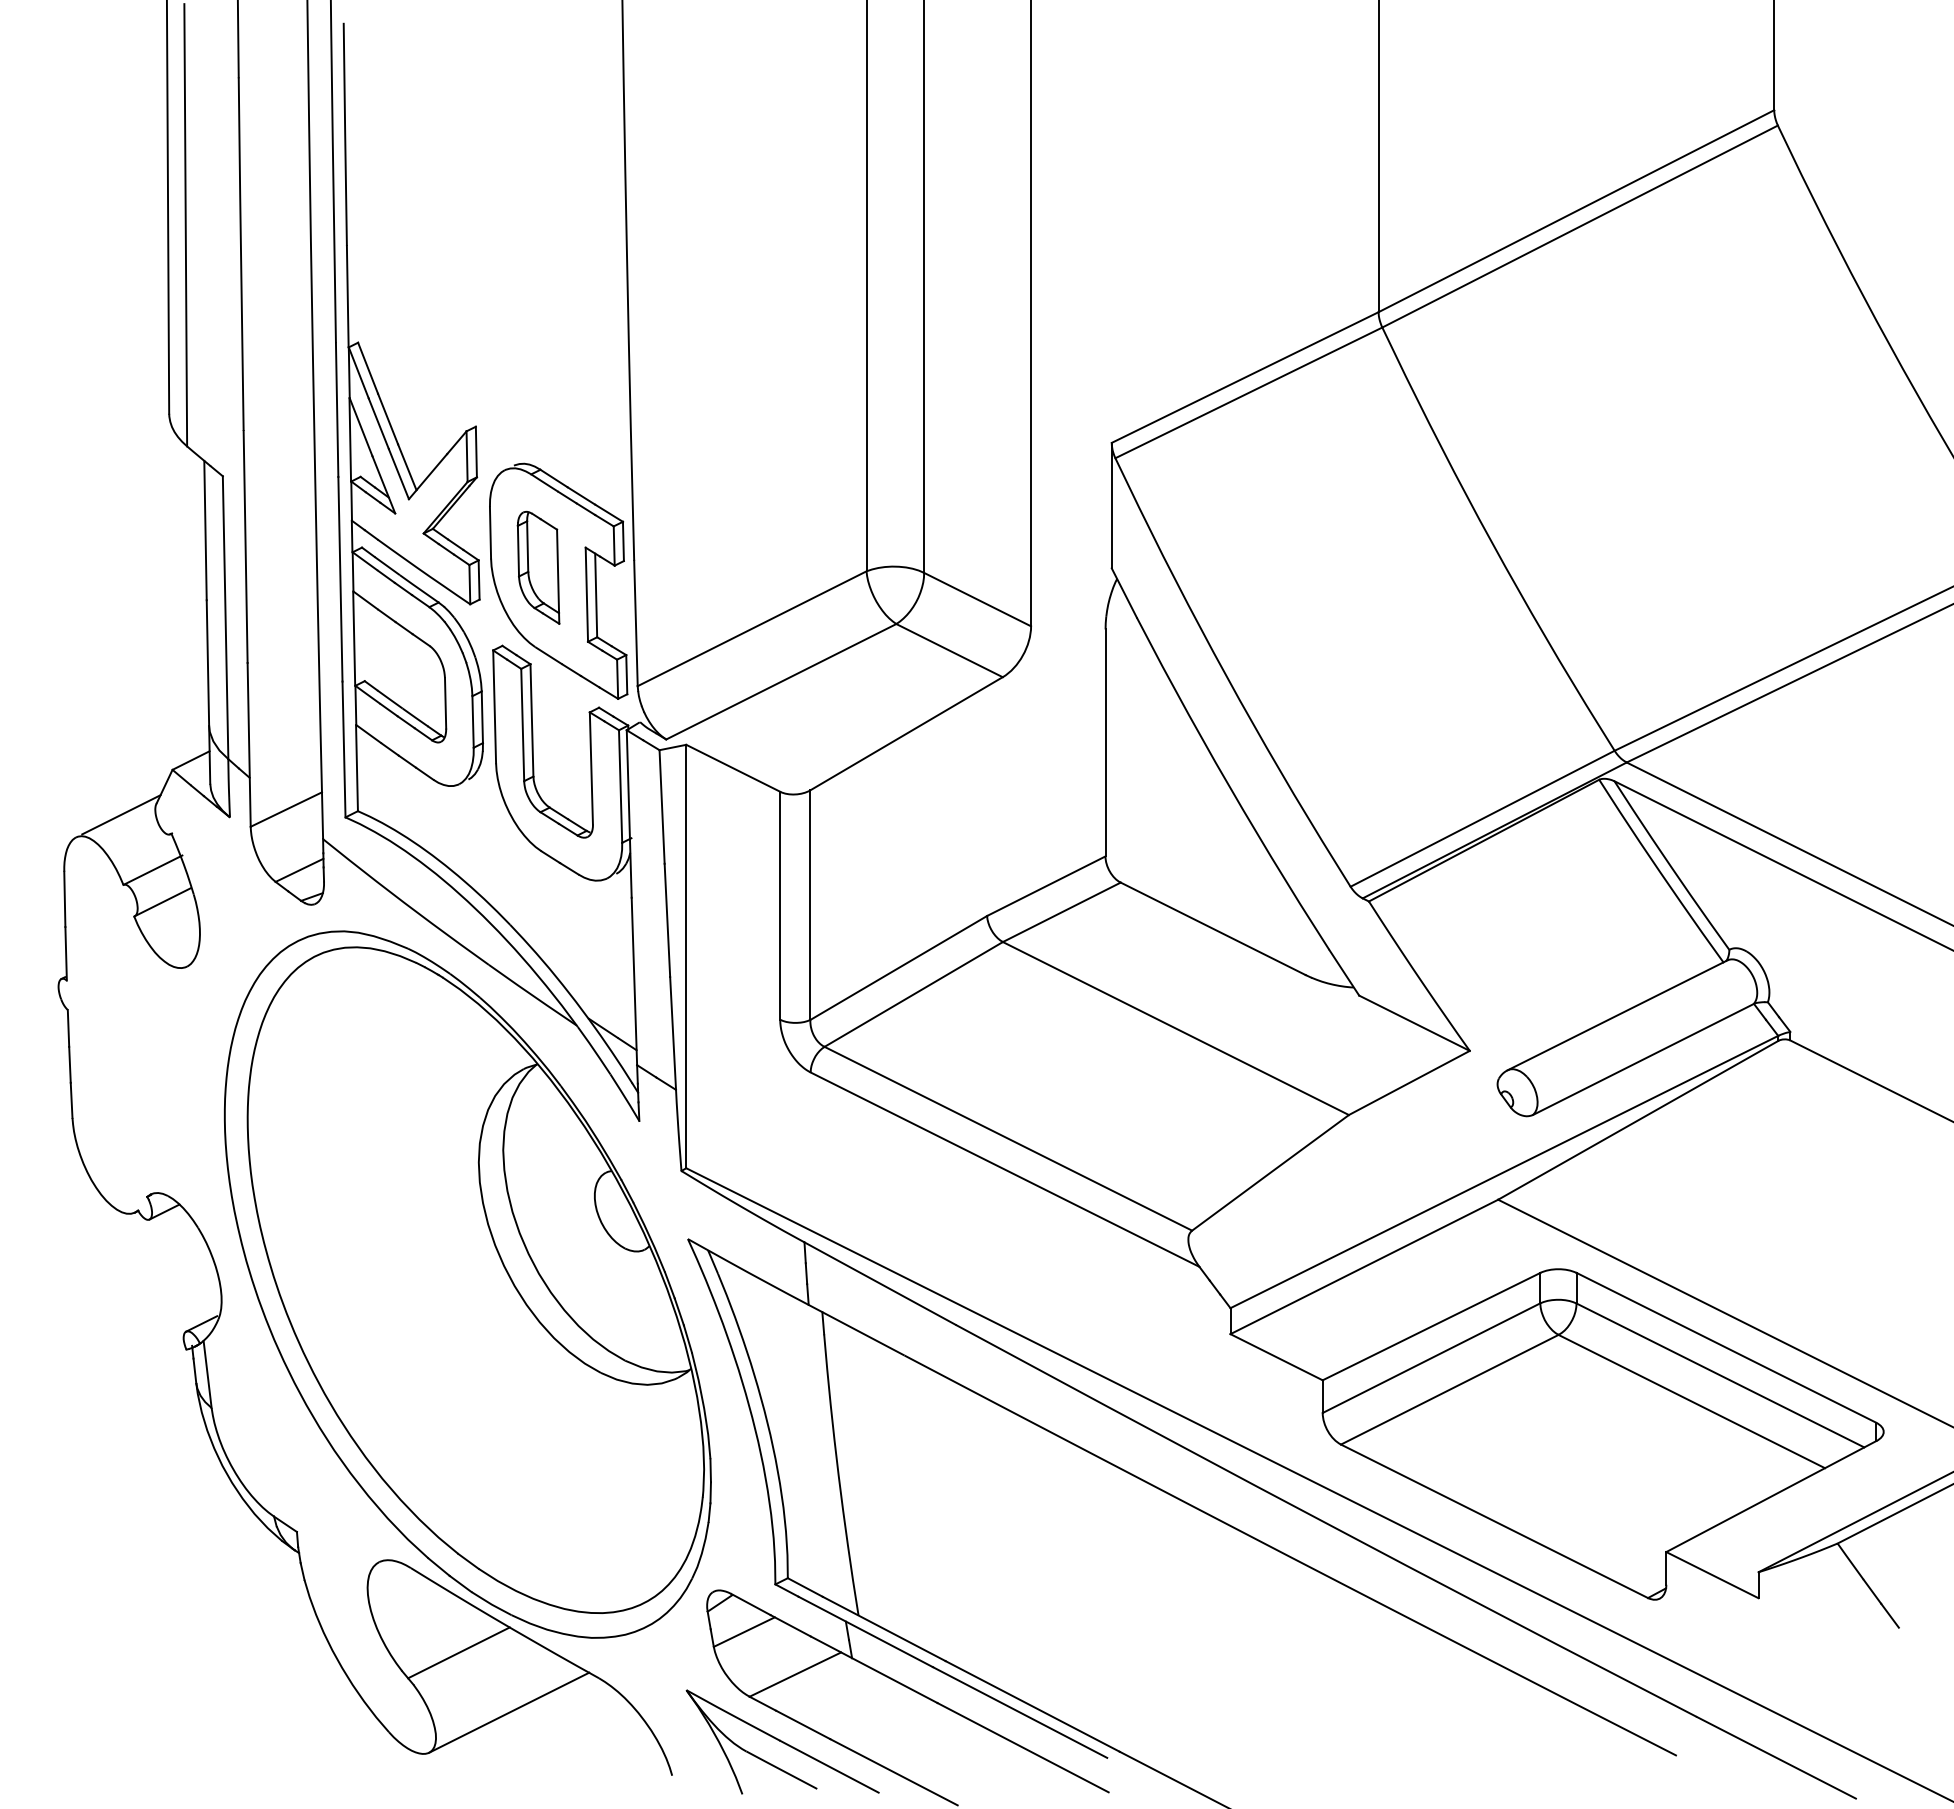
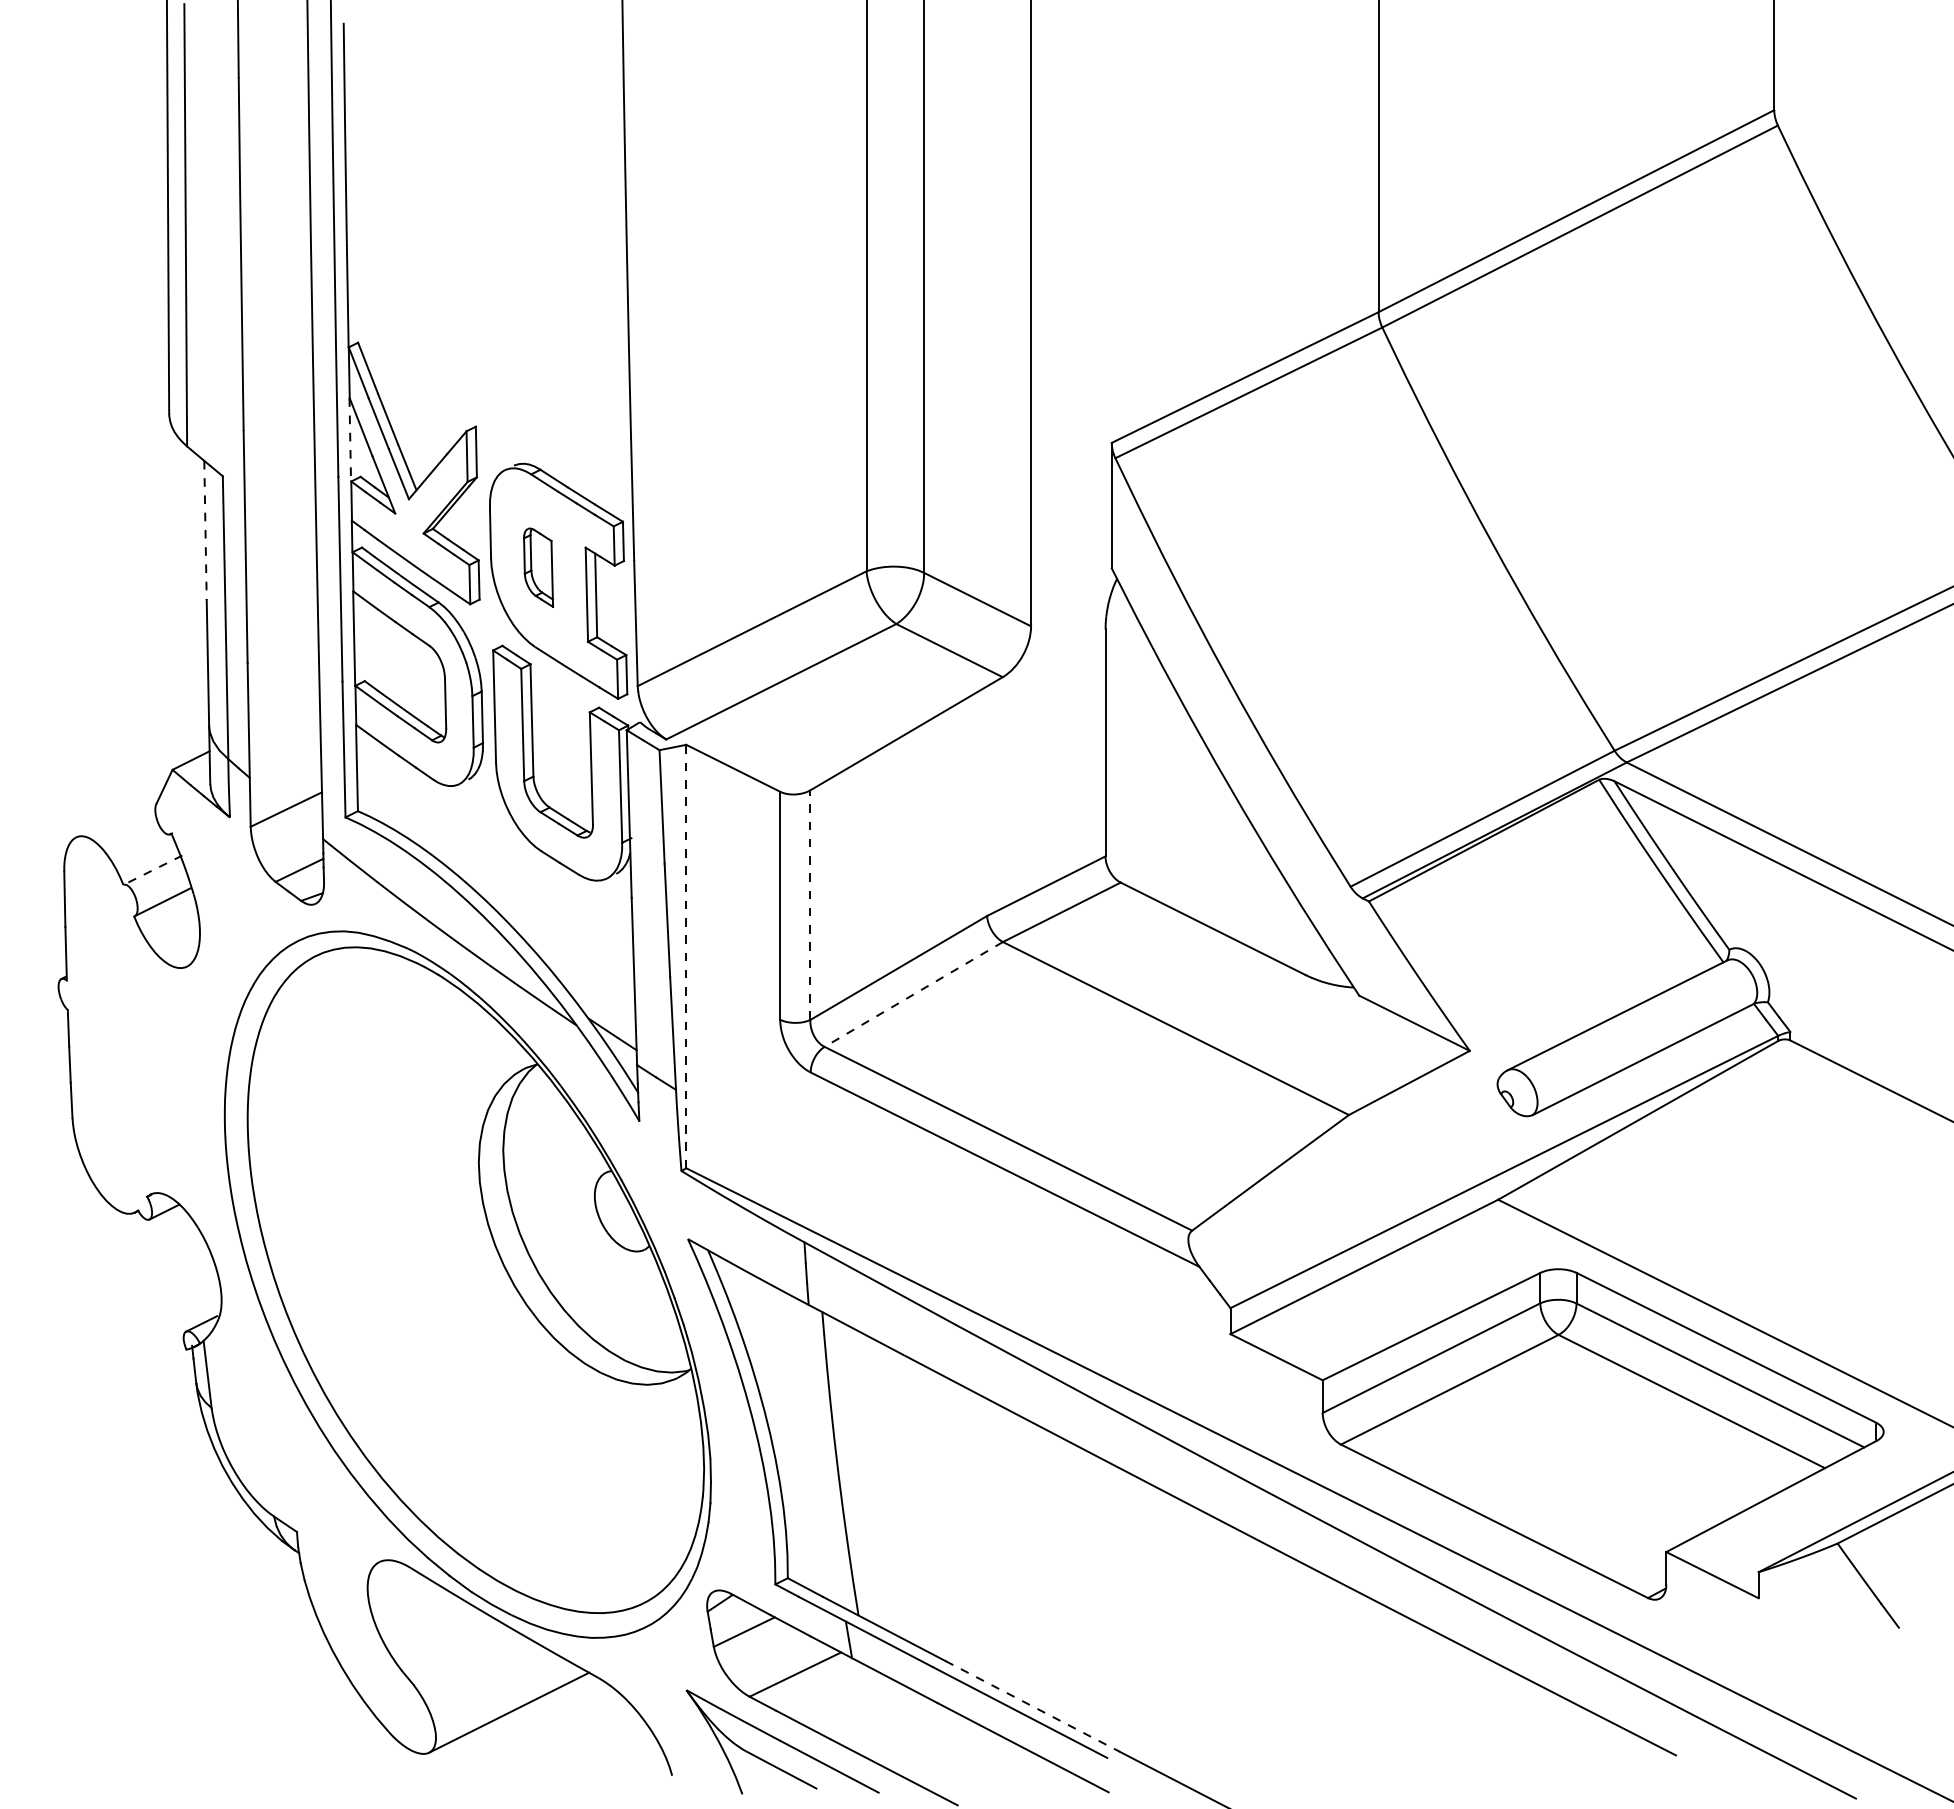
line: solid -> dashed (350, 439)
line: solid -> dashed (205, 530)
part size: 45x115 px -> 32x81 px (538, 567)
line: present -> none (121, 814)
line: solid -> dashed (152, 870)
line: solid -> dashed (810, 905)
line: solid -> dashed (686, 956)
line: solid -> dashed (913, 994)
line: present -> none (458, 1652)
line: solid -> dashed (1033, 1706)
